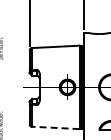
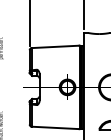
line: dashed -> solid (55, 127)
